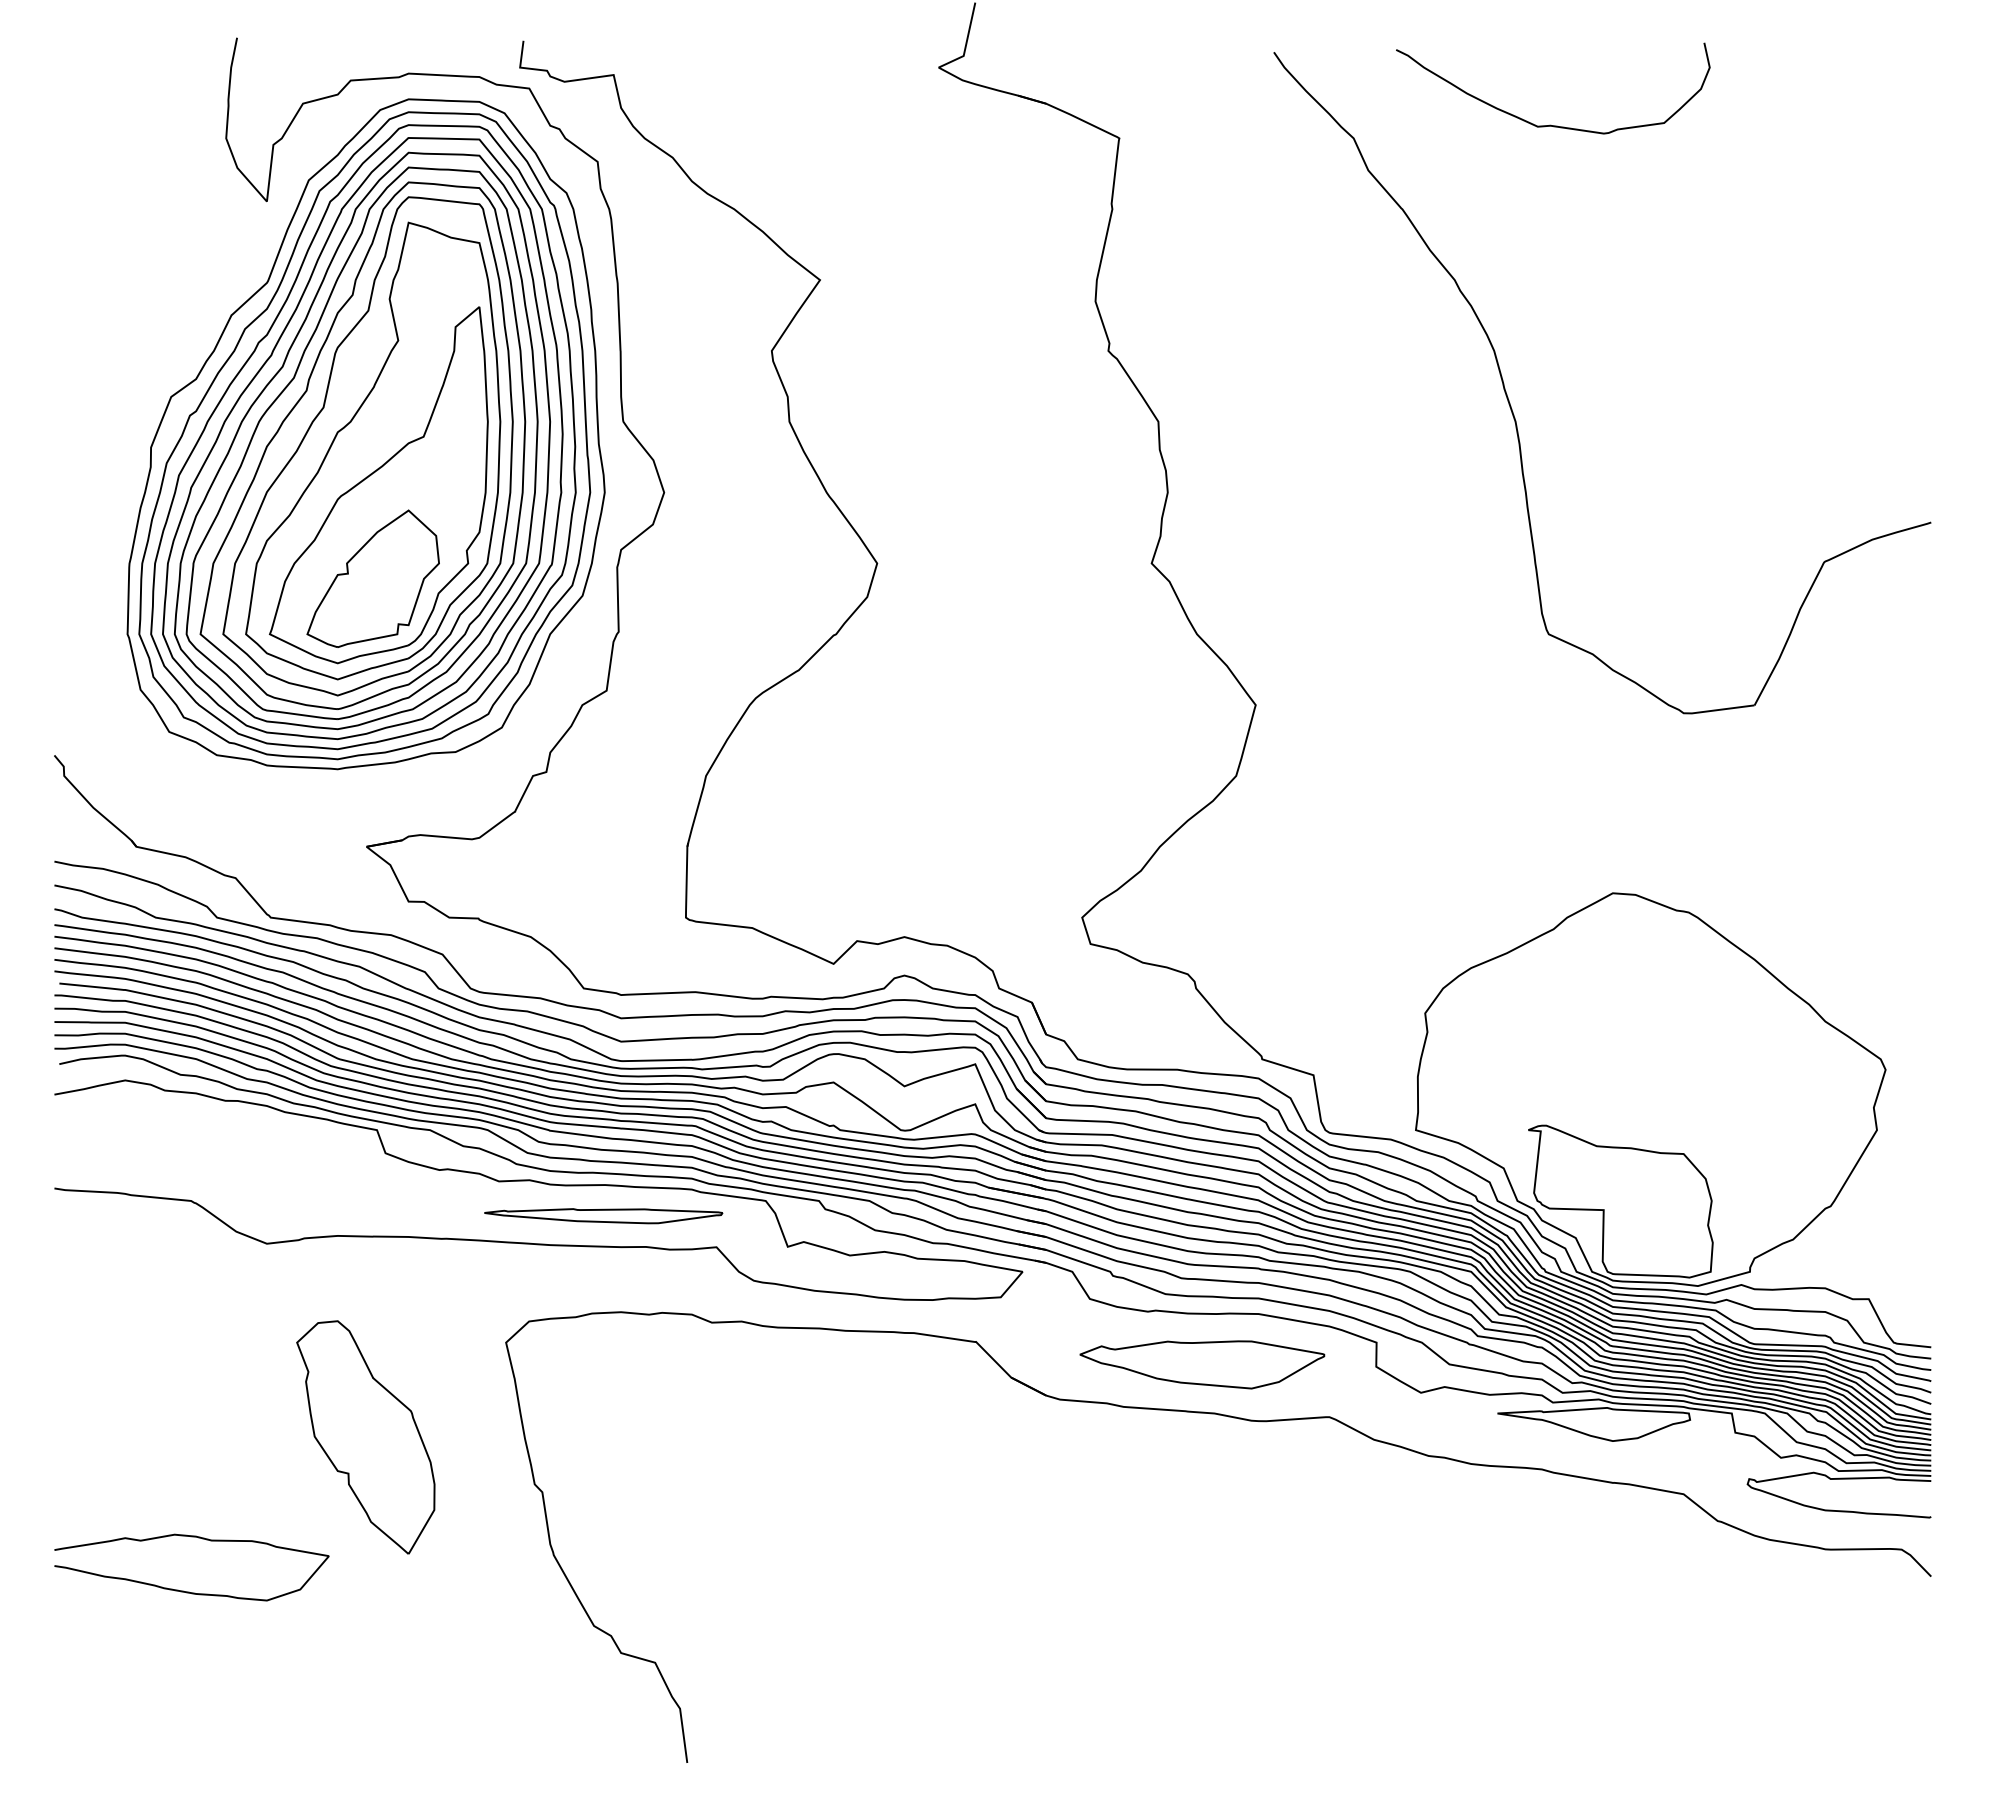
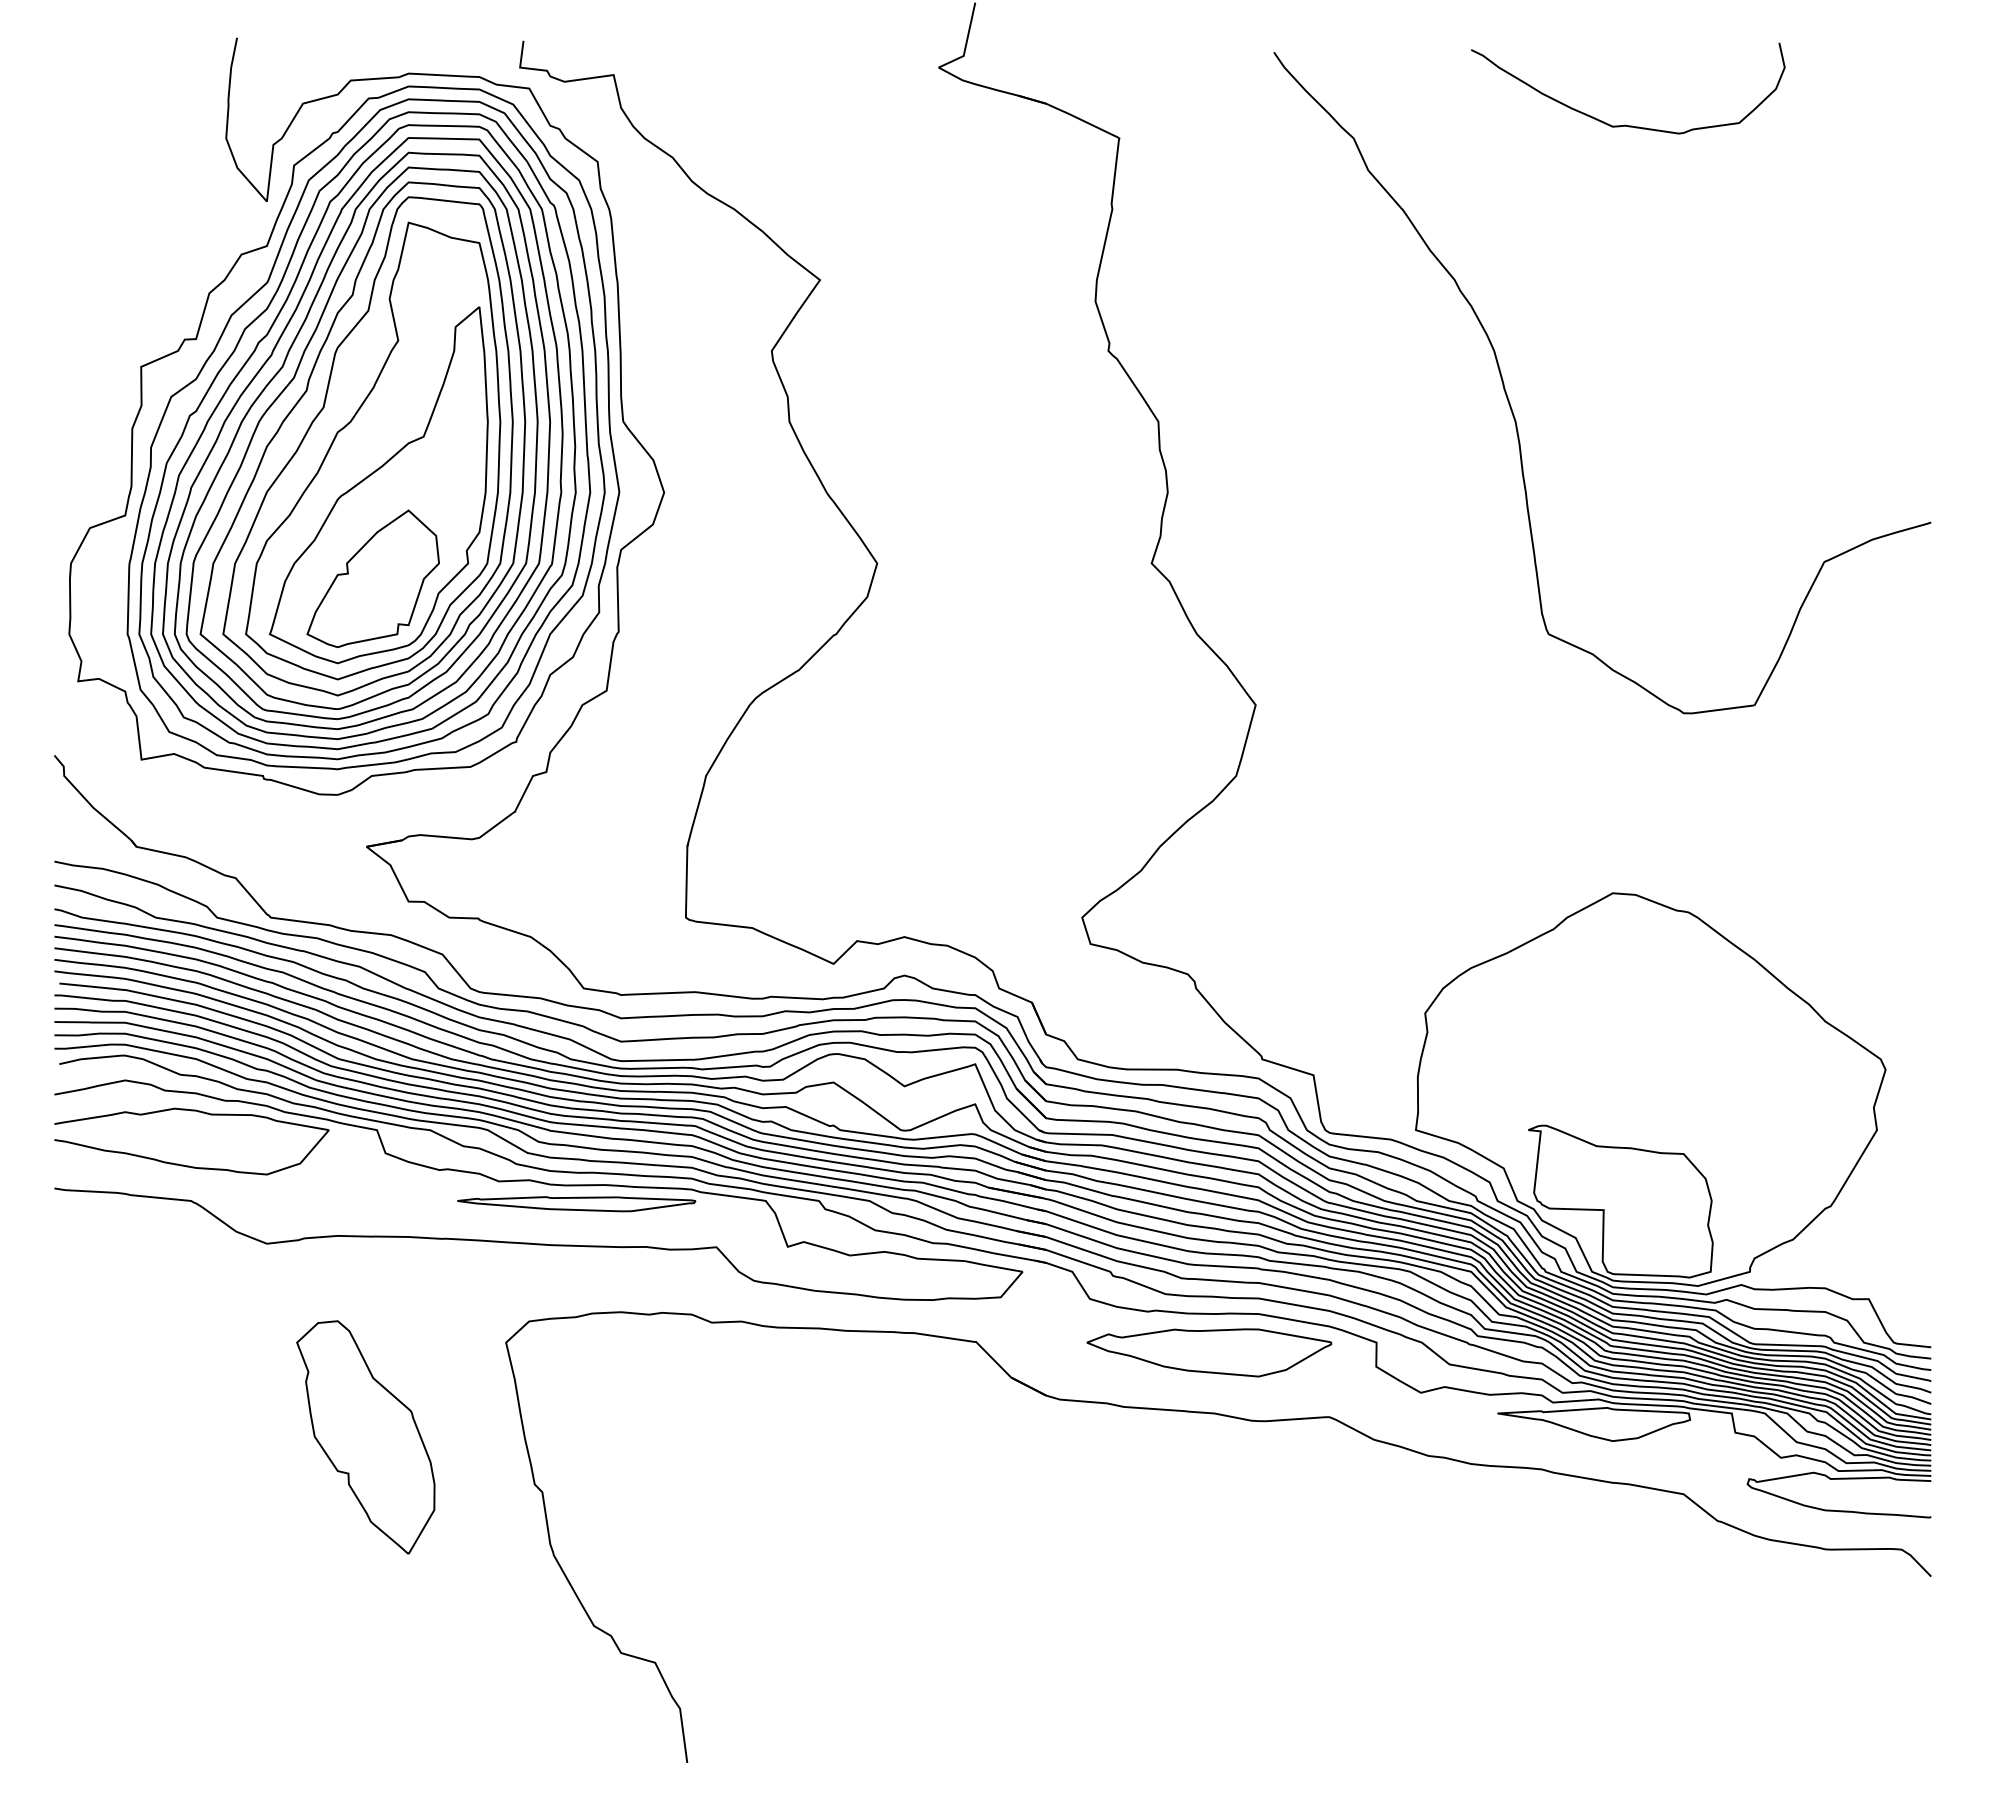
curve position: (1550, 124) -> (1625, 124) (1625, 124)
part: none -> present (344, 440)
part position: (603, 1216) -> (576, 1204) (576, 1204)
part position: (1202, 1364) -> (1209, 1352) (1209, 1352)
curve position: (189, 1591) -> (189, 1165) (189, 1165)
